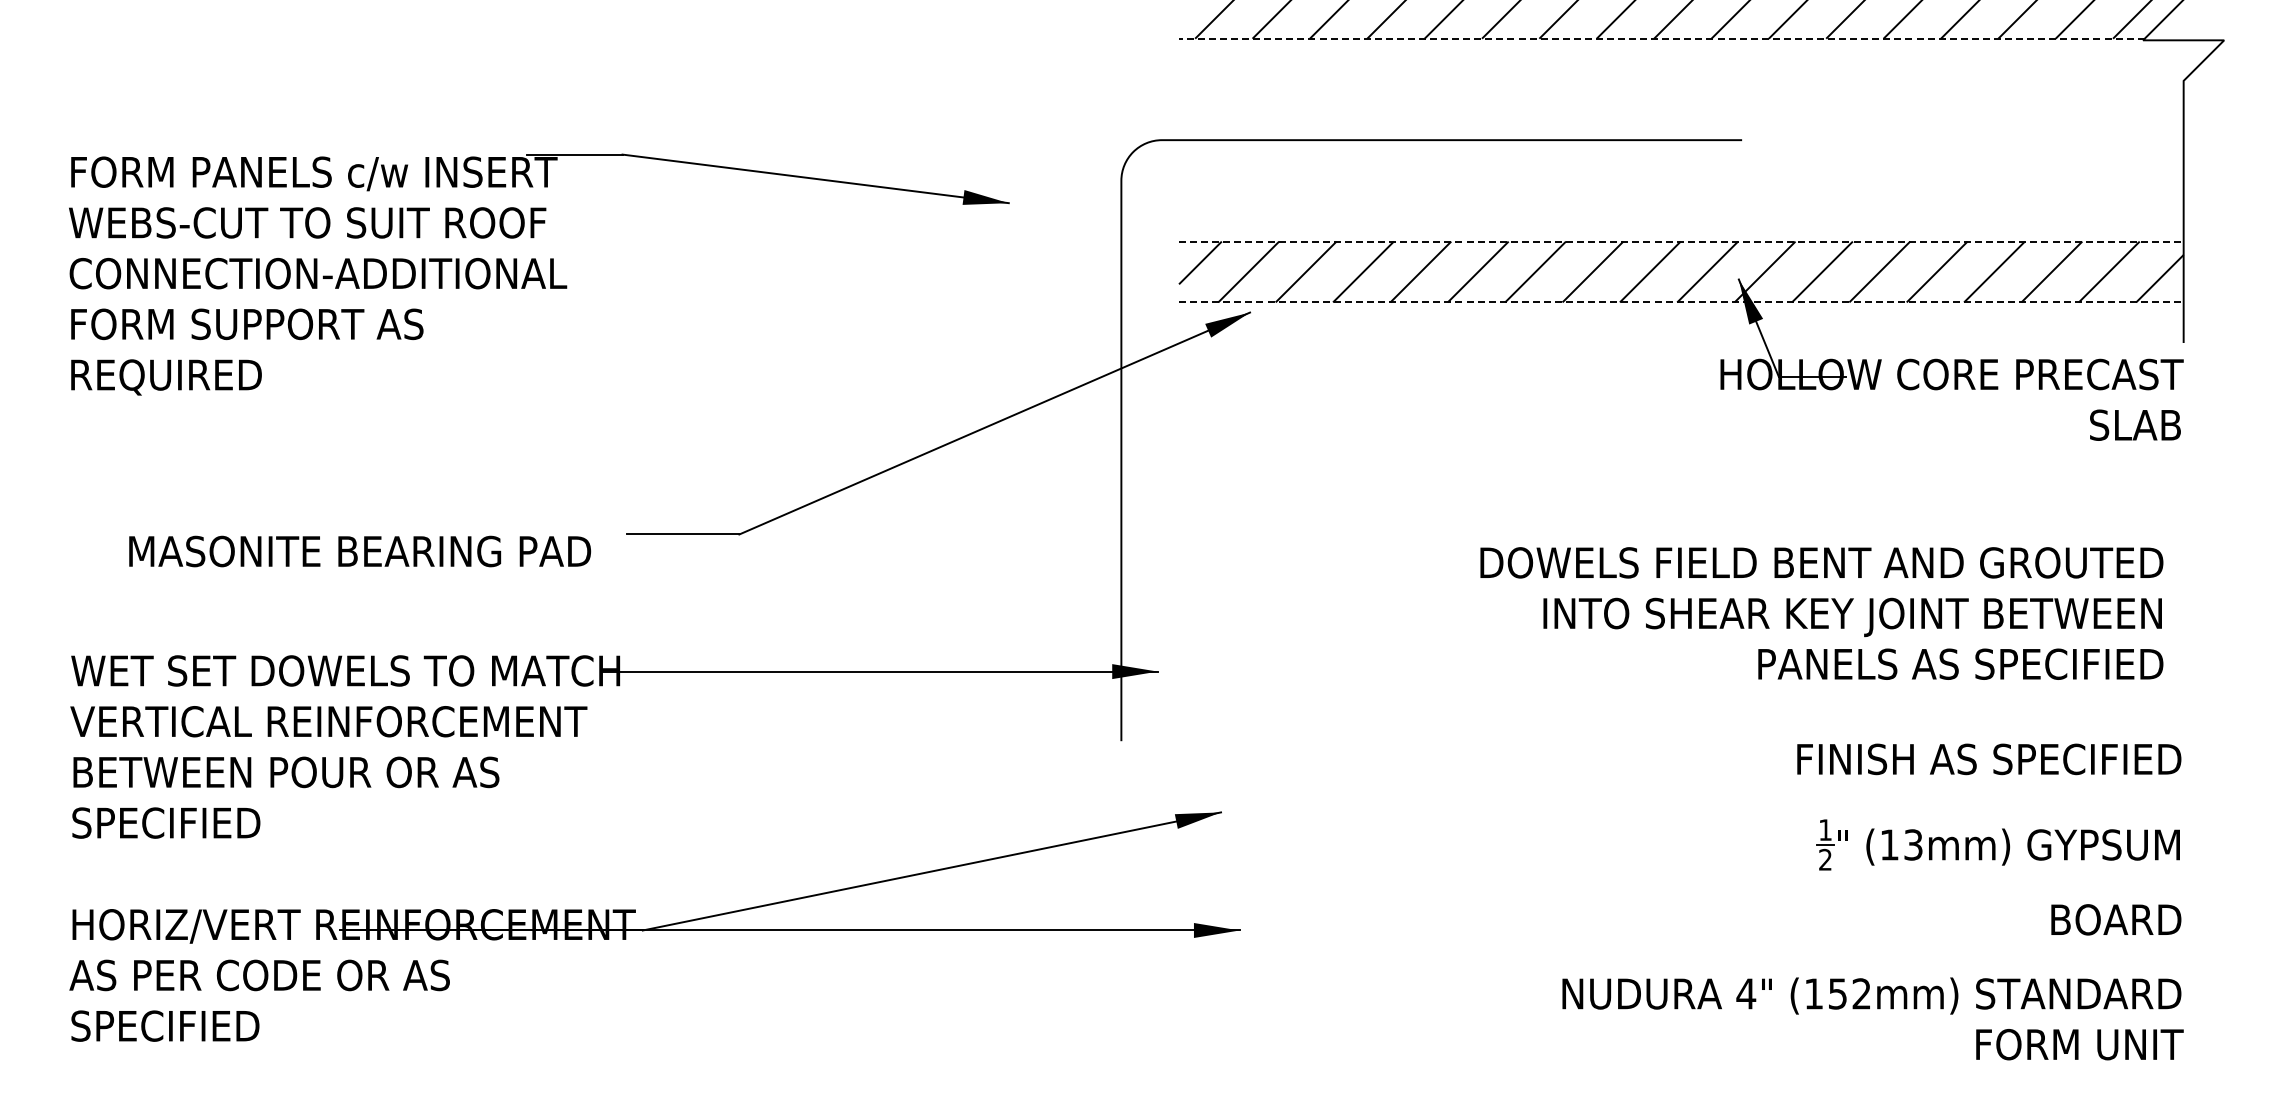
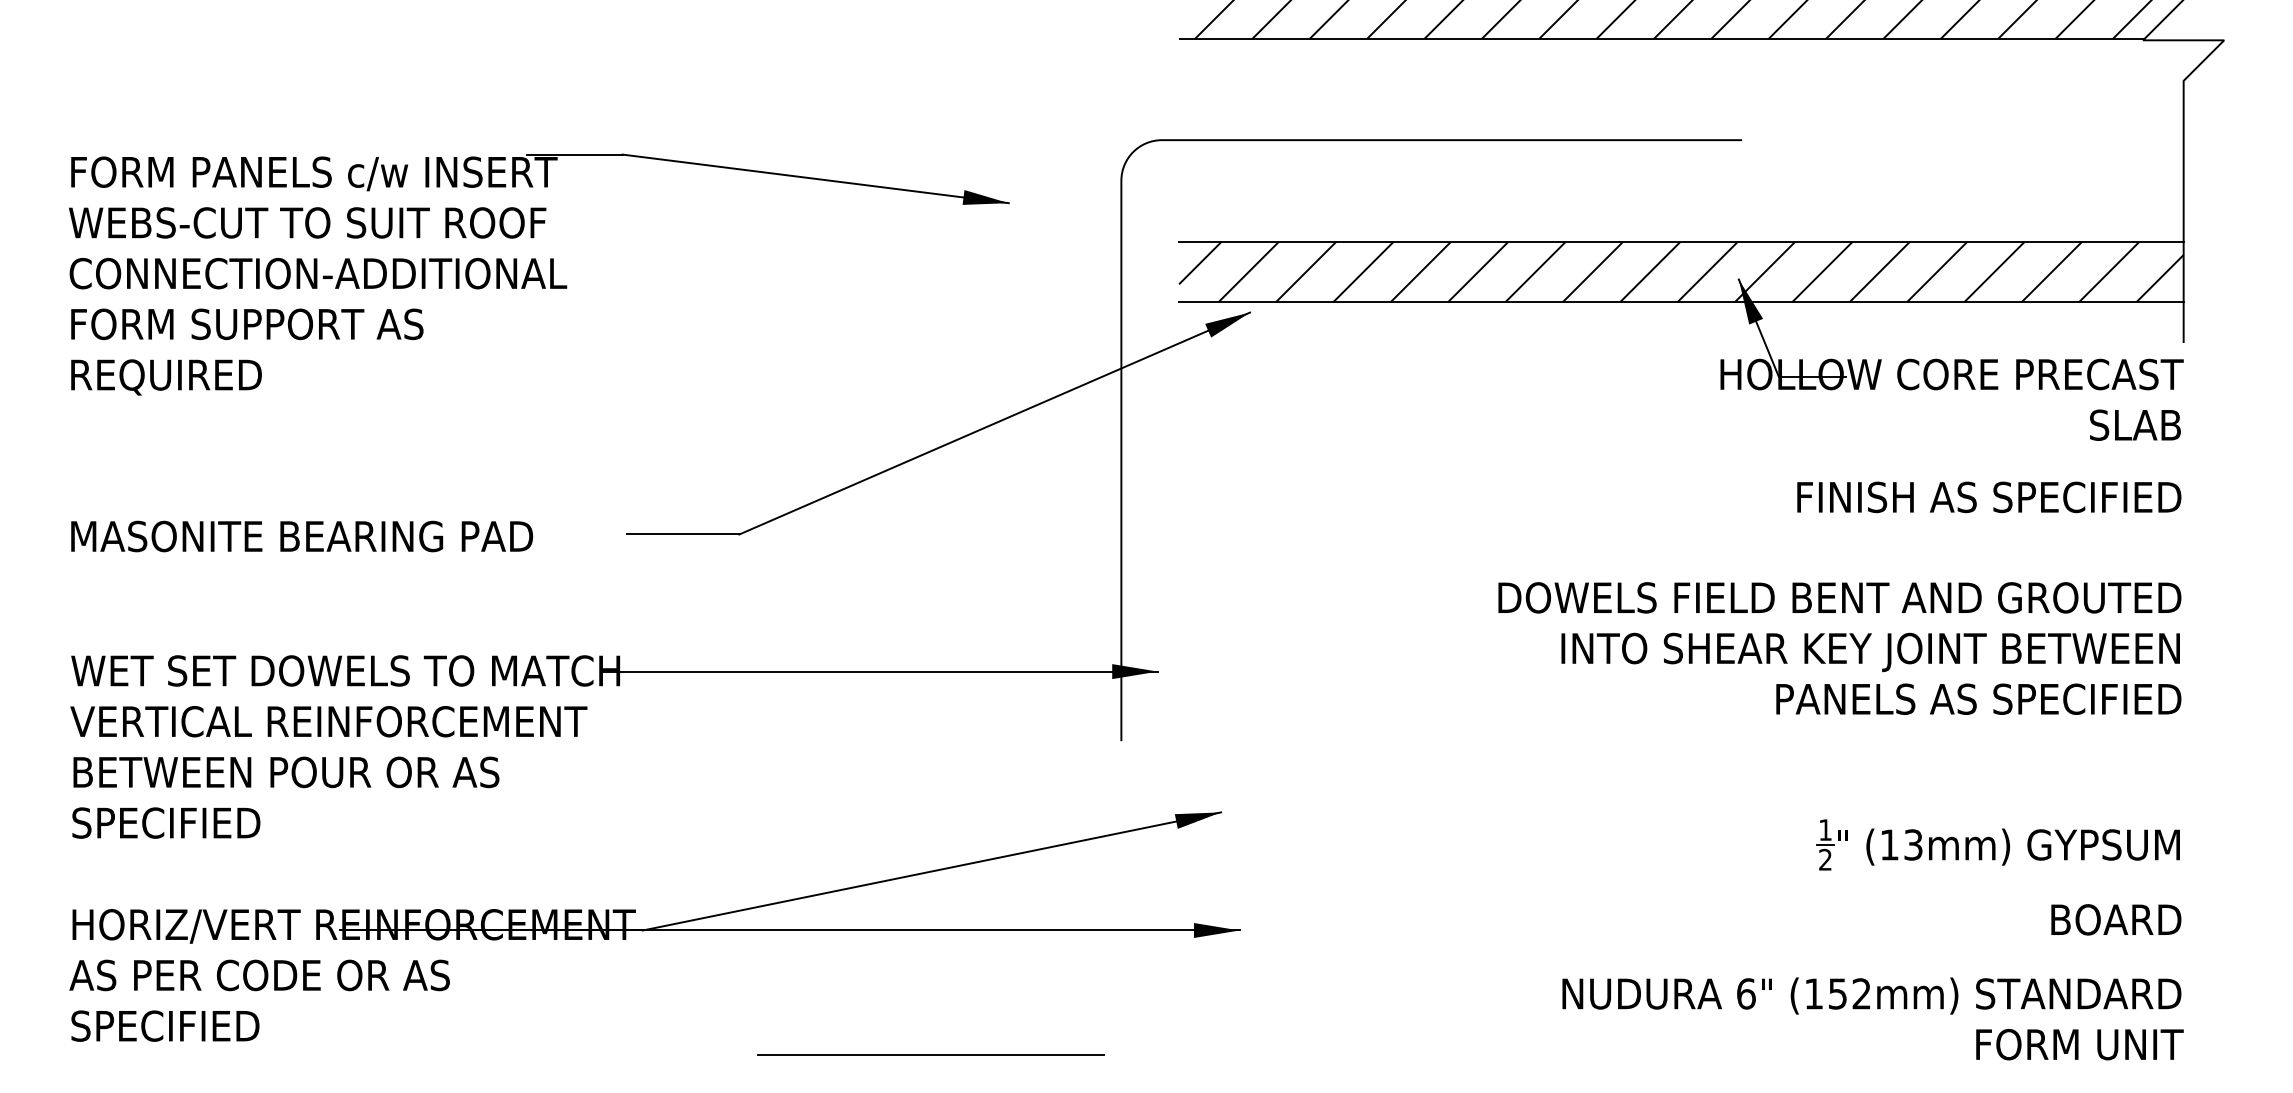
line: dashed -> solid (1661, 38)
line: dashed -> solid (1681, 241)
line: dashed -> solid (1681, 302)
text position: (360, 551) -> (302, 536) (302, 536)
text position: (1821, 613) -> (1839, 648) (1839, 648)
text position: (1989, 759) -> (1989, 497) (1989, 497)
text: 4" -> 6" (1746, 993)
line: none -> present (930, 1055)
